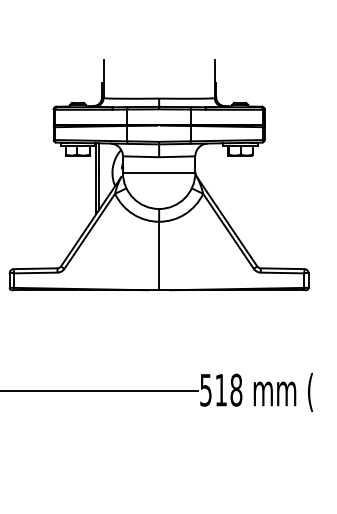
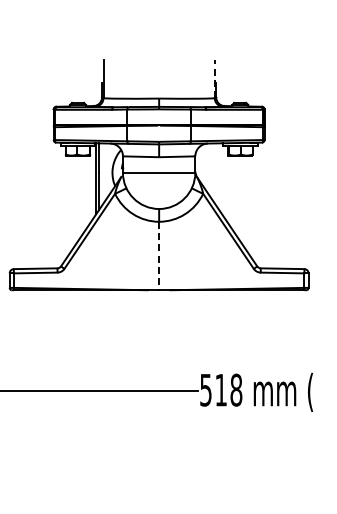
line: solid -> dashed (214, 78)
line: solid -> dashed (159, 256)
